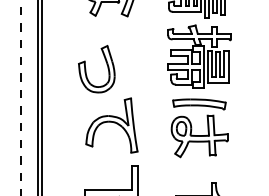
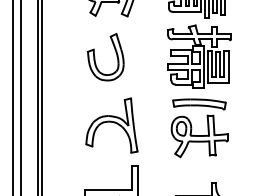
part position: (86, 69) -> (95, 57) (95, 57)
line: none -> present (13, 97)
line: dashed -> solid (21, 98)
